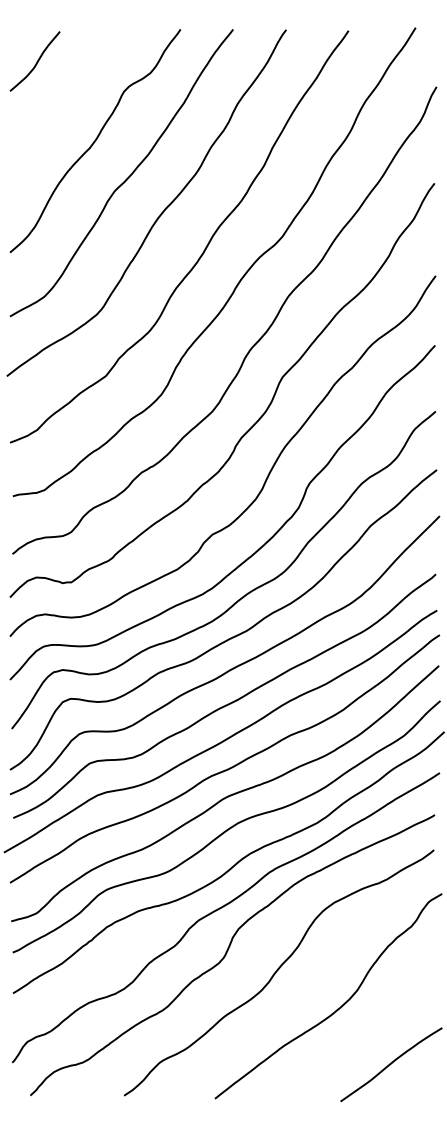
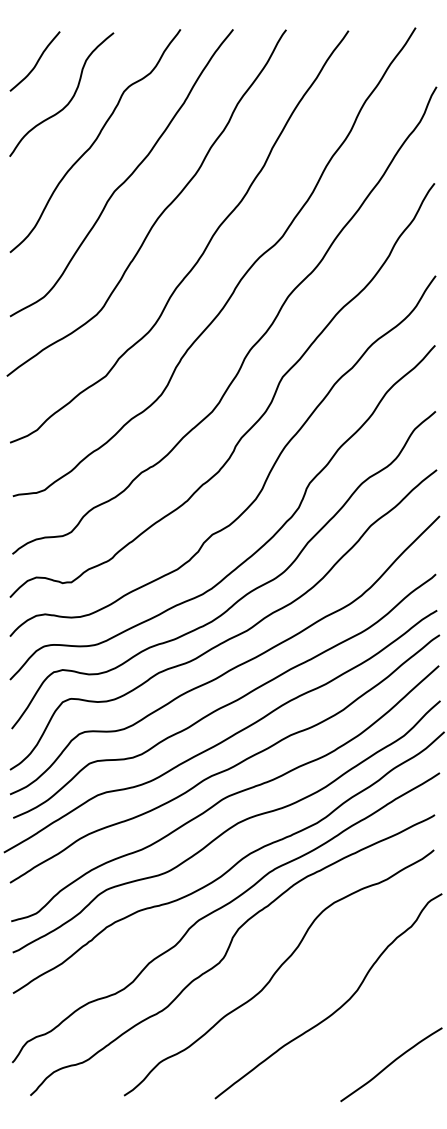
curve: none -> present (68, 101)
